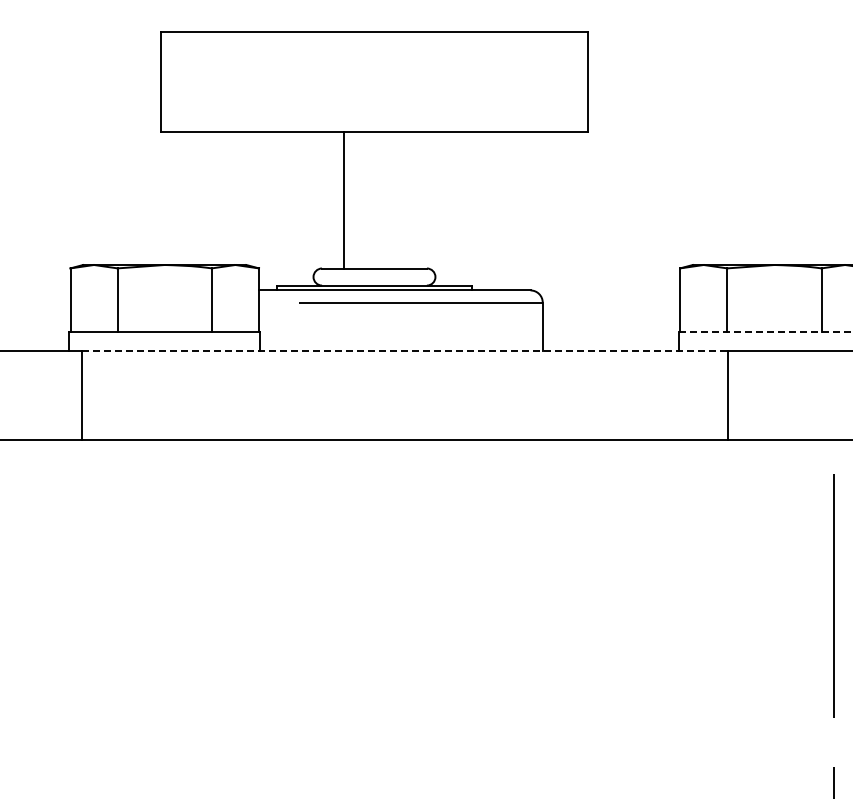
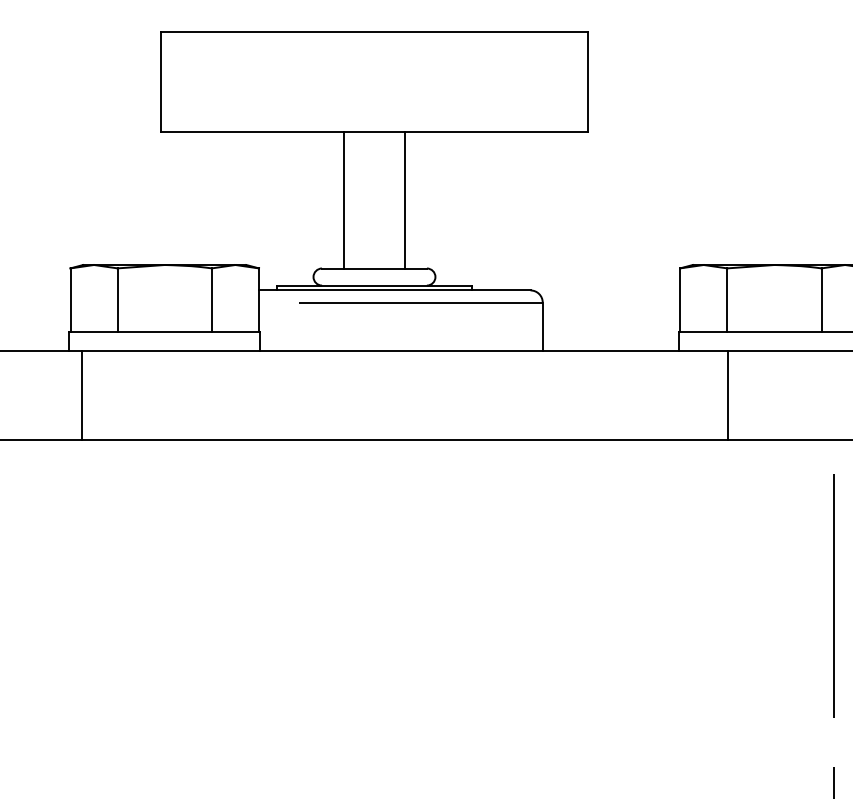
line: none -> present (404, 199)
line: dashed -> solid (765, 332)
line: dashed -> solid (405, 351)
